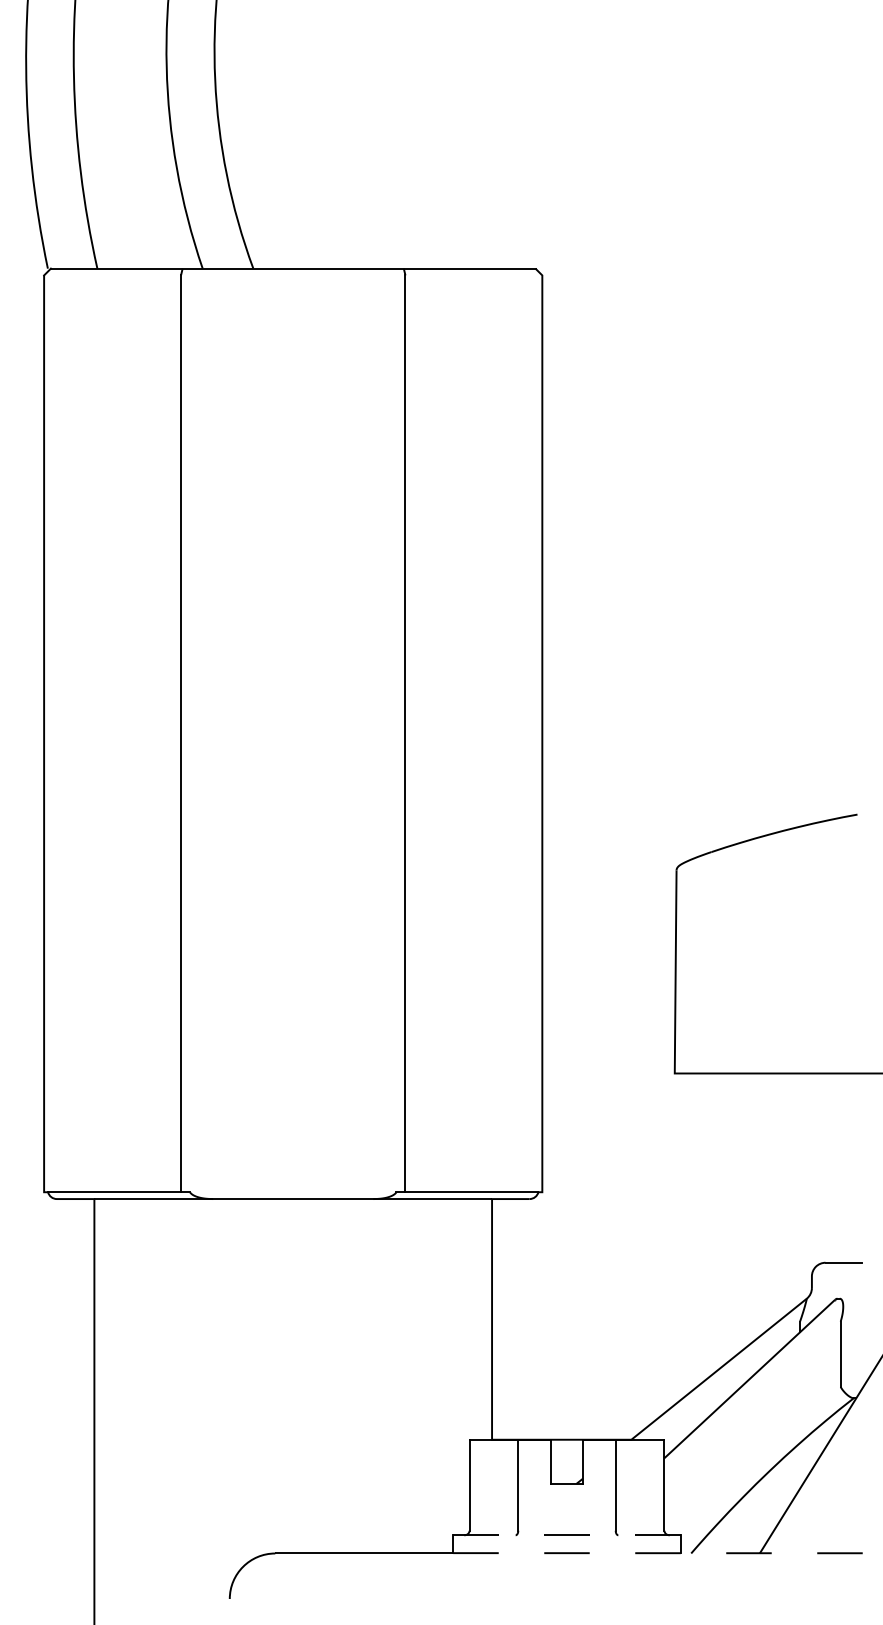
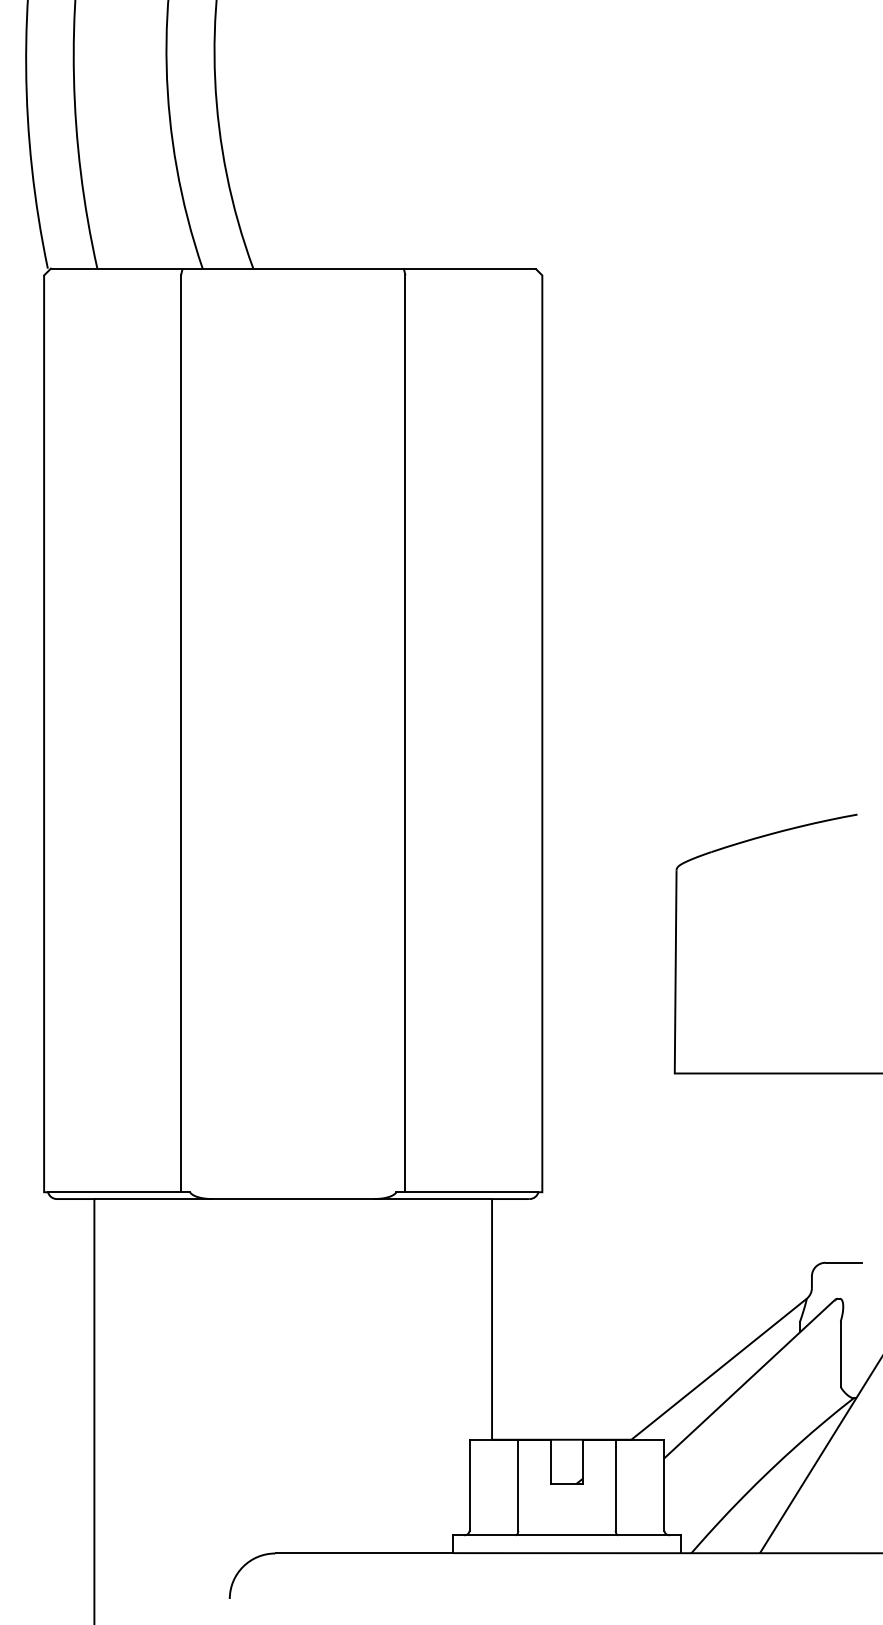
line: dashed -> solid (566, 1535)
line: dashed -> solid (668, 1553)
